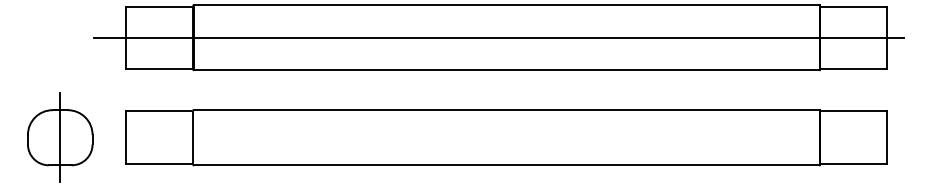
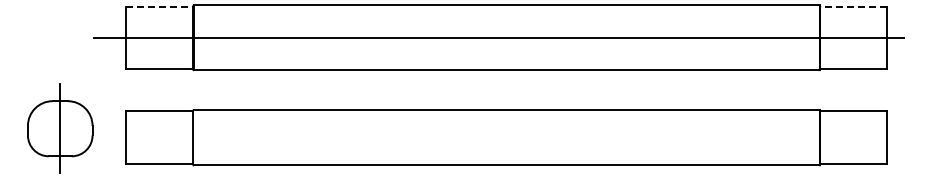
line: solid -> dashed (160, 6)
line: solid -> dashed (852, 6)
part position: (60, 137) -> (60, 128) (60, 128)
